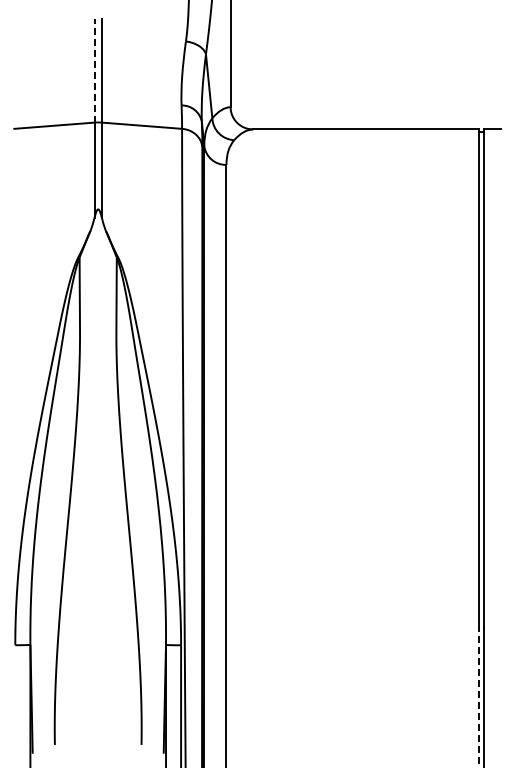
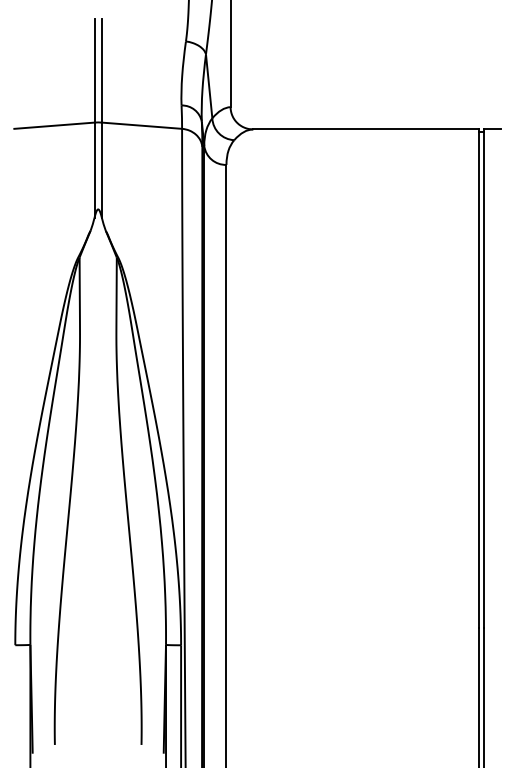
line: dashed -> solid (94, 70)
line: dashed -> solid (478, 697)
